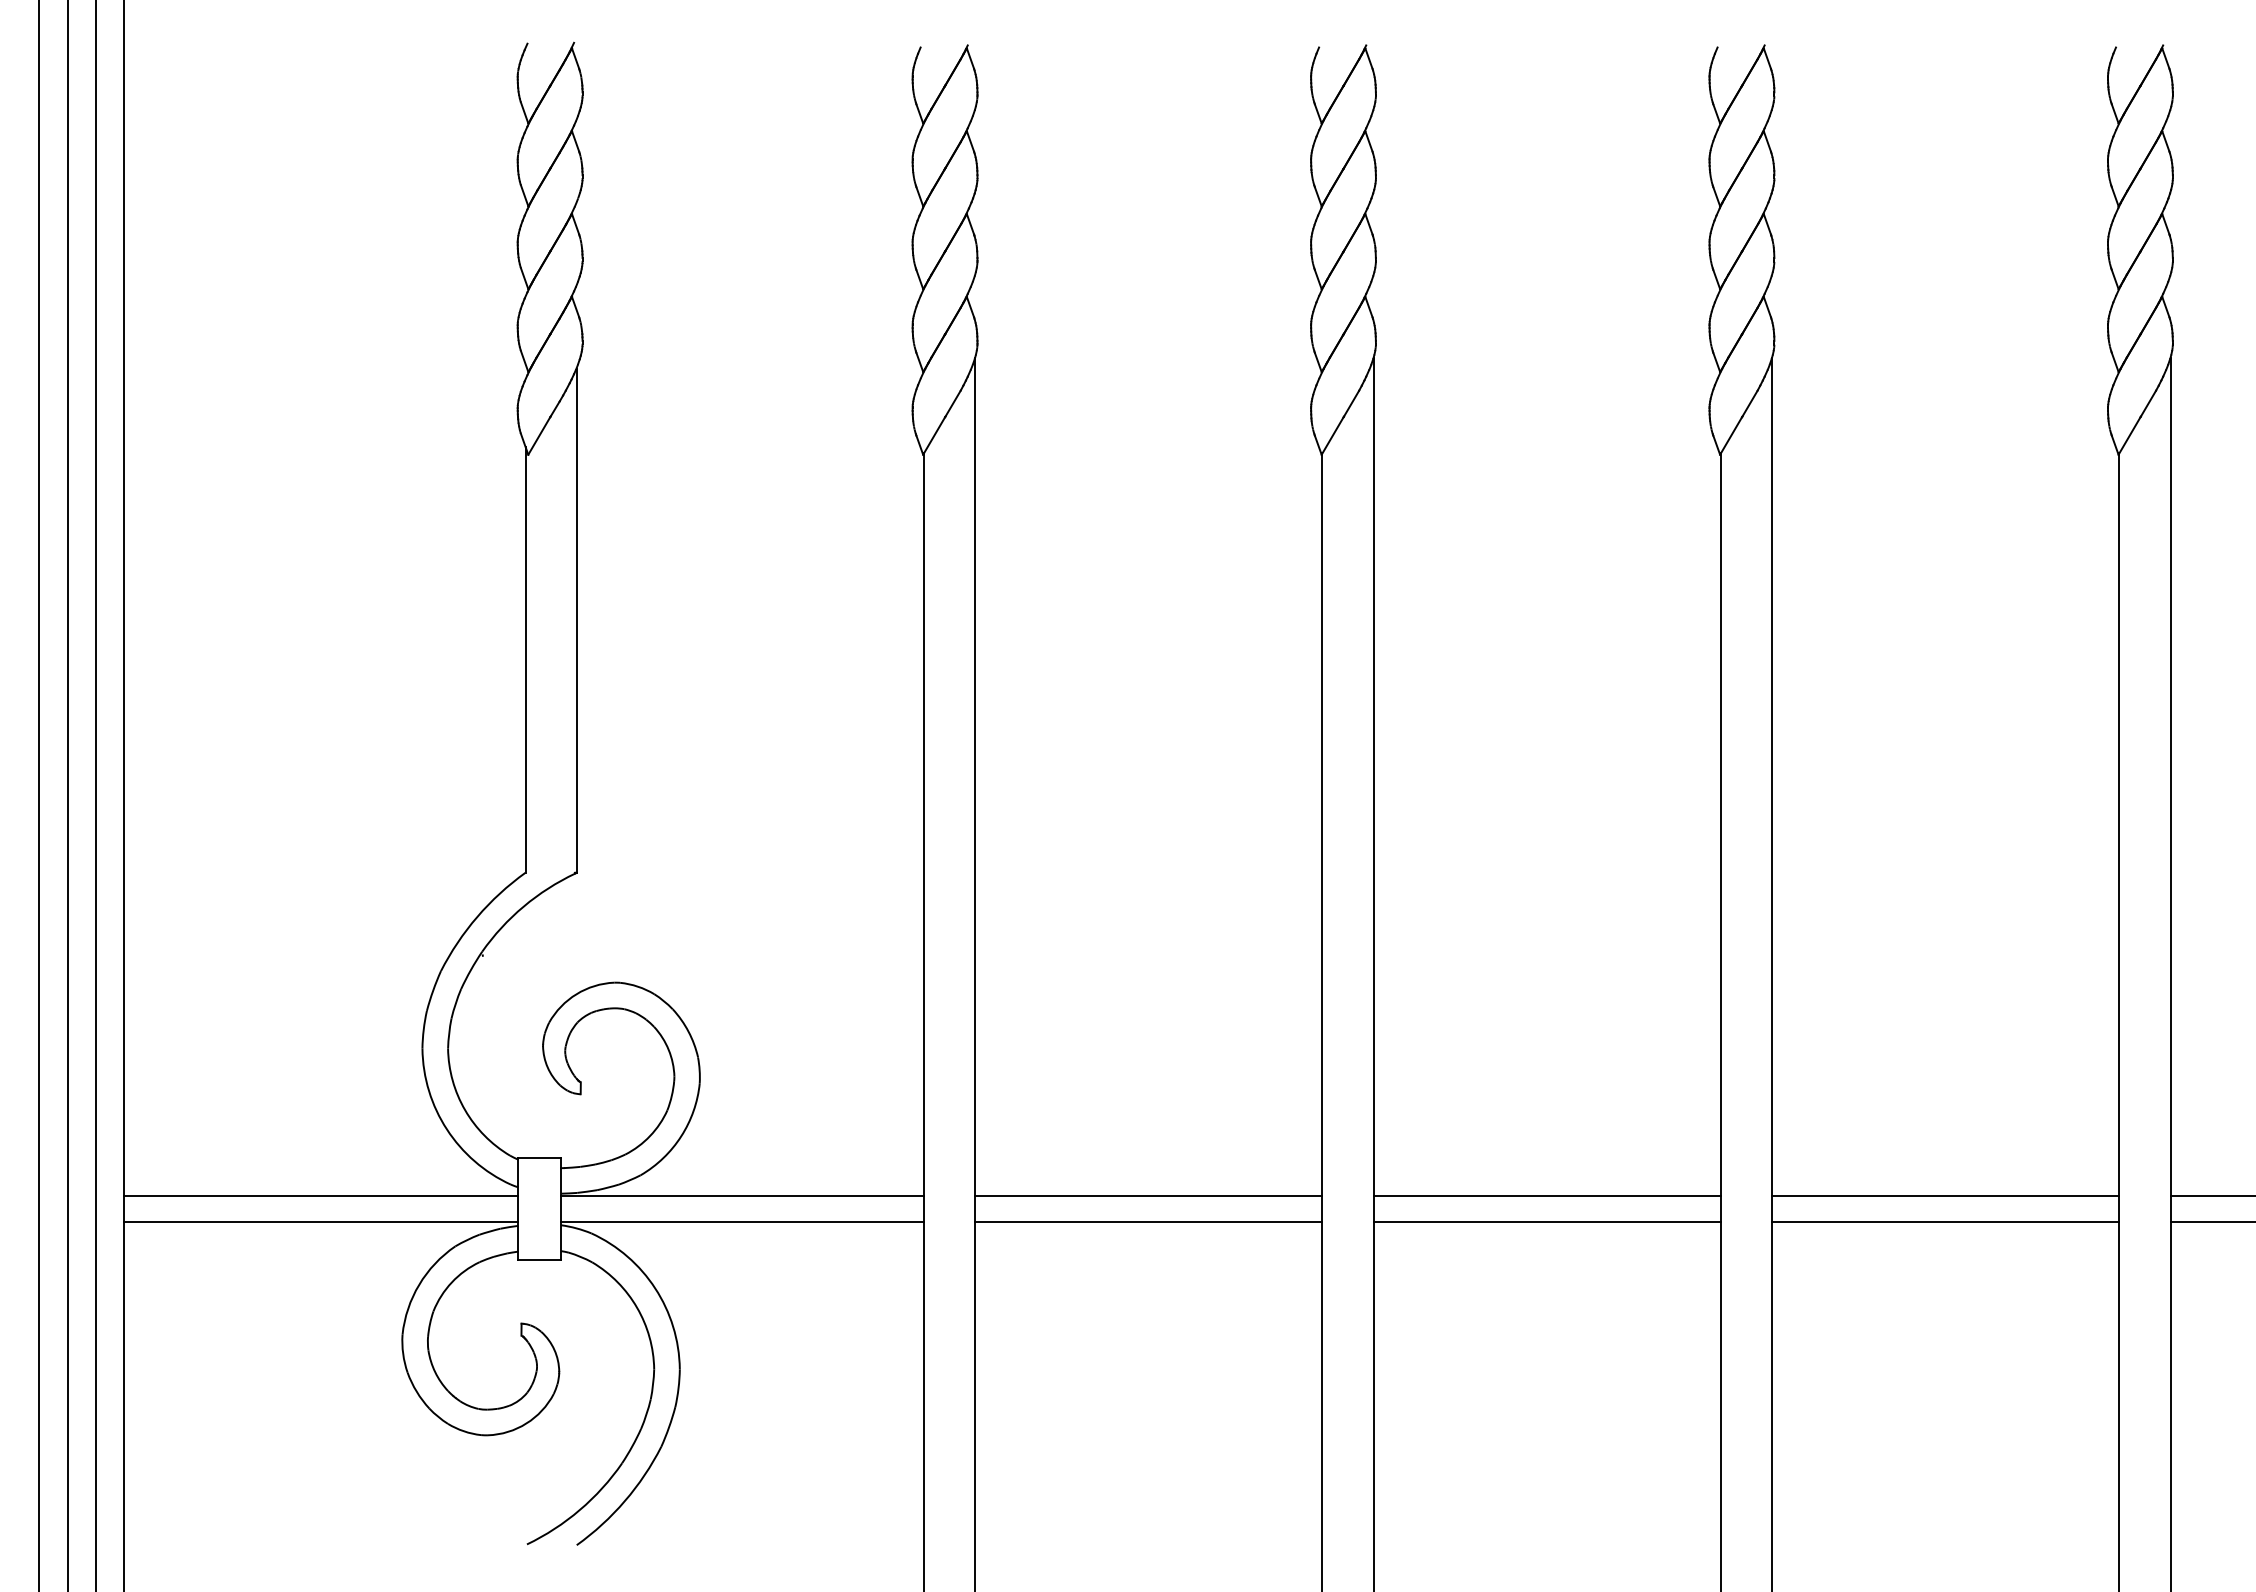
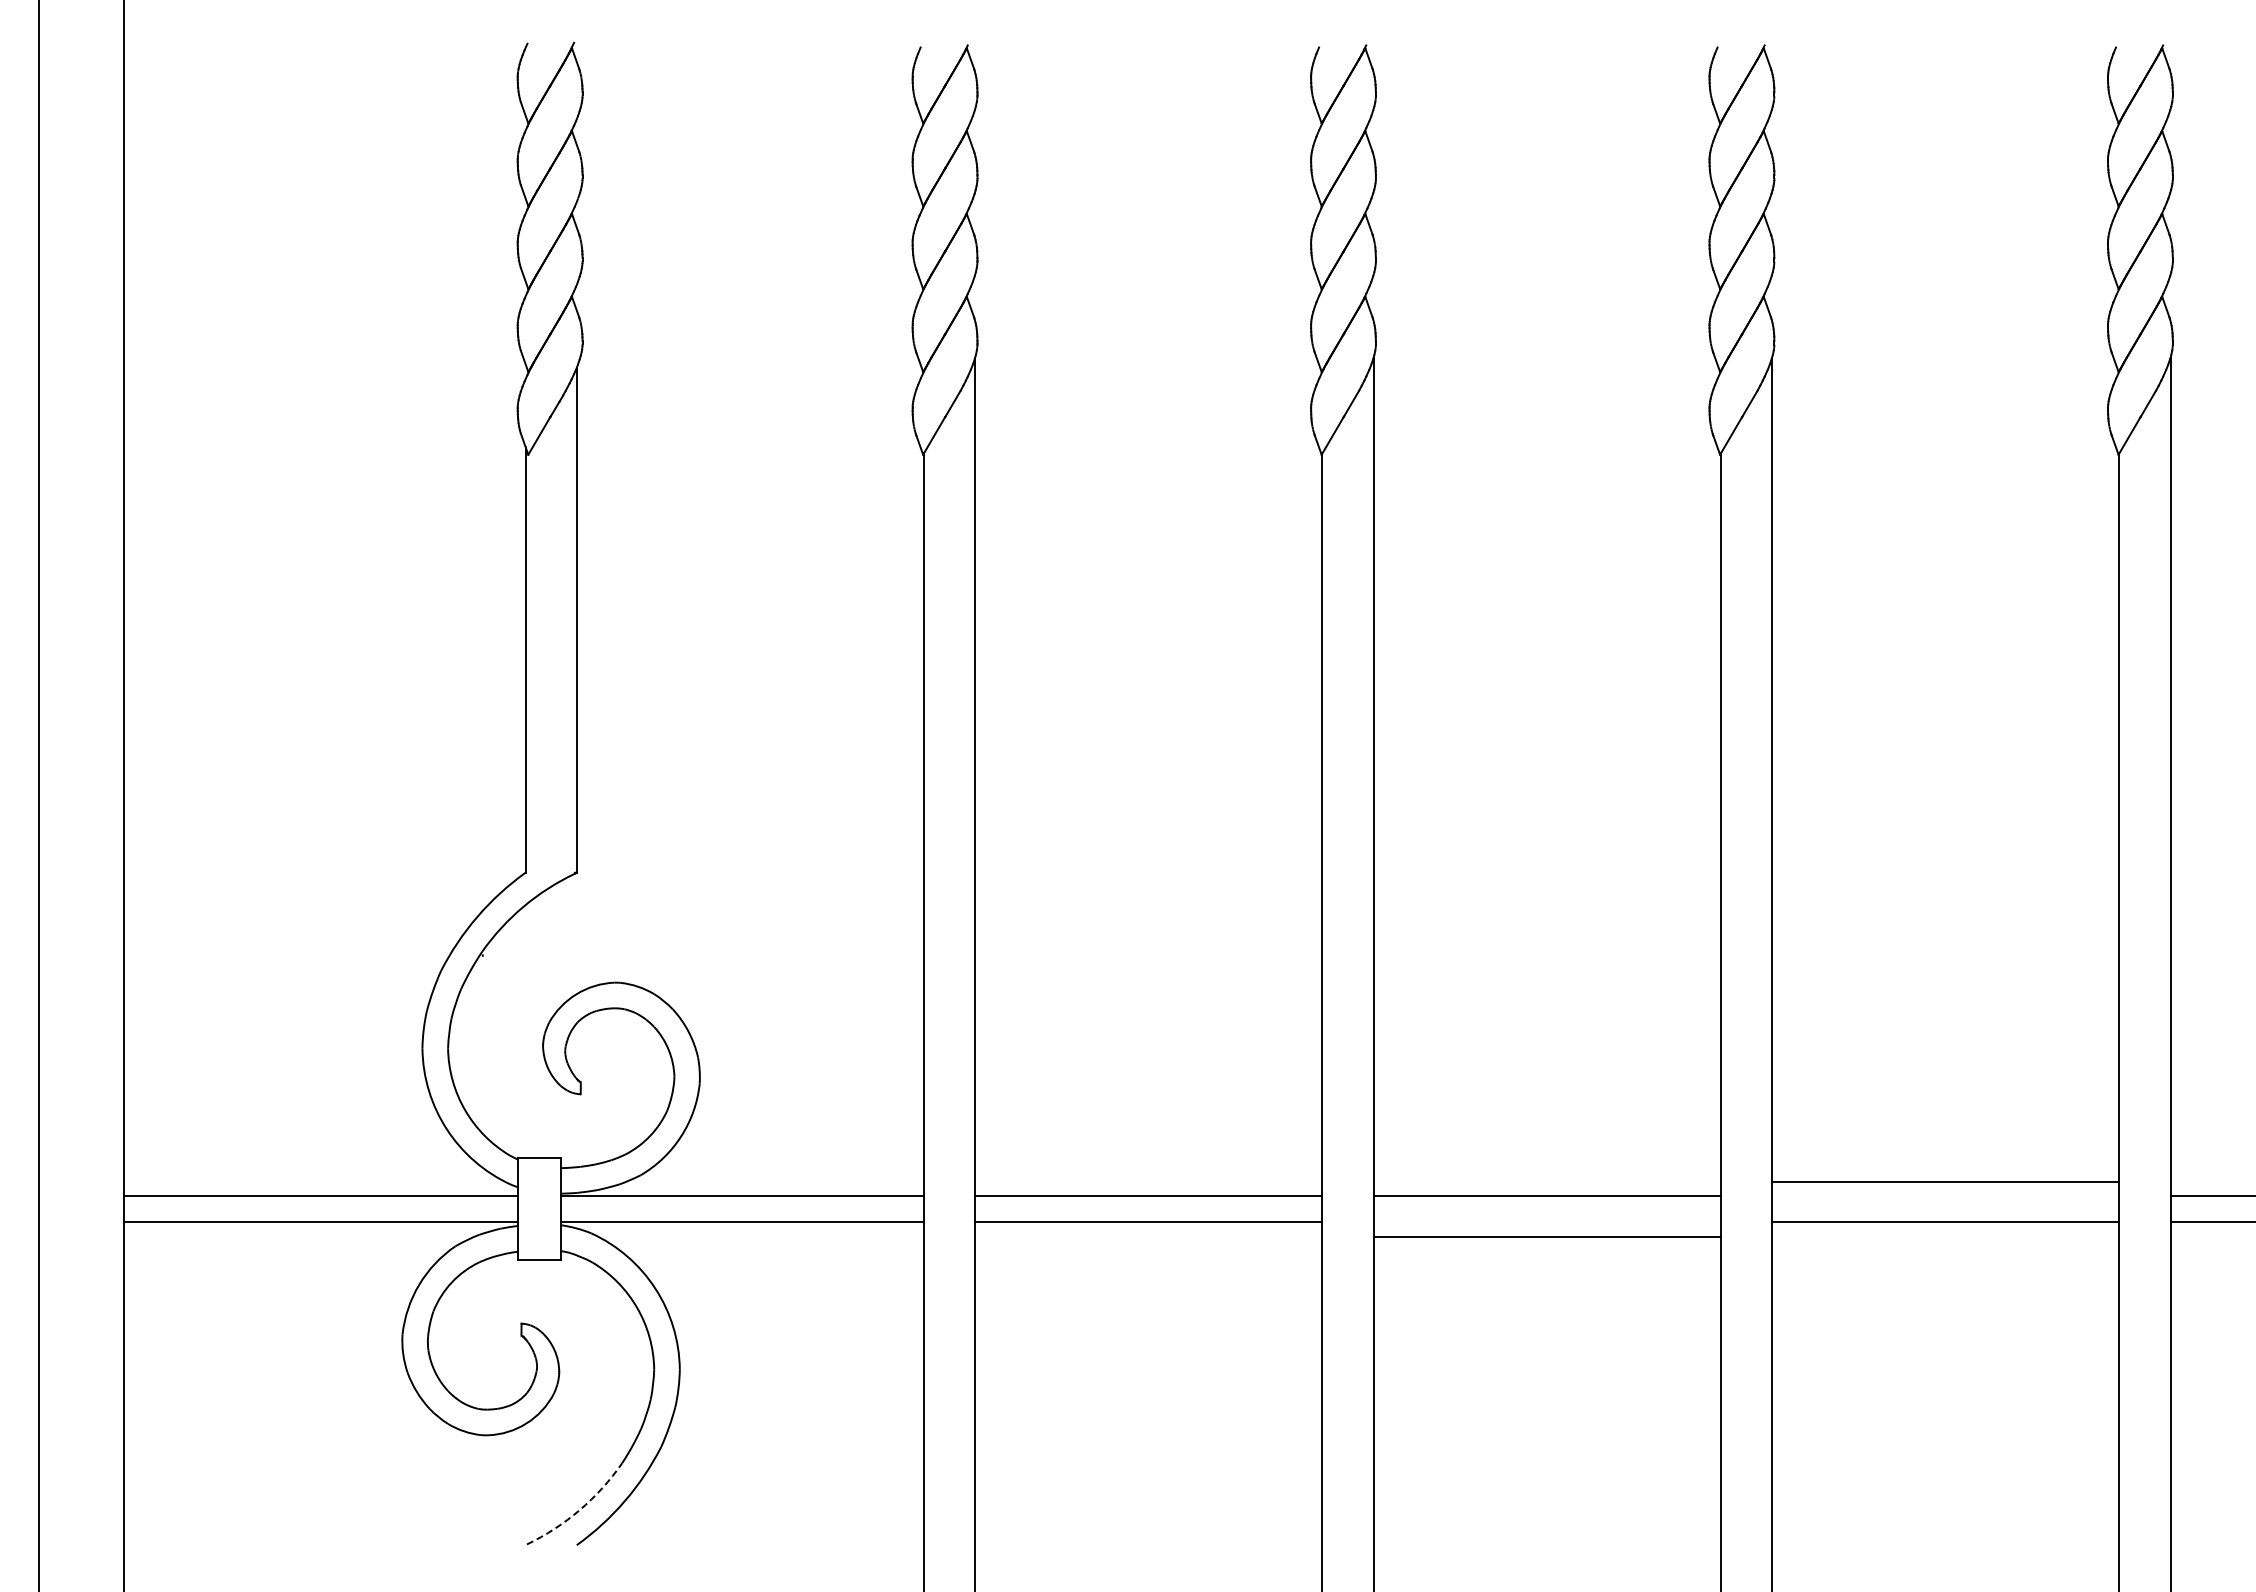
line: present -> none (67, 795)
line: present -> none (95, 795)
line position: (1945, 1196) -> (1945, 1182) (1945, 1182)
line position: (1546, 1221) -> (1546, 1236) (1546, 1236)
arc: solid -> dashed (579, 1510)
